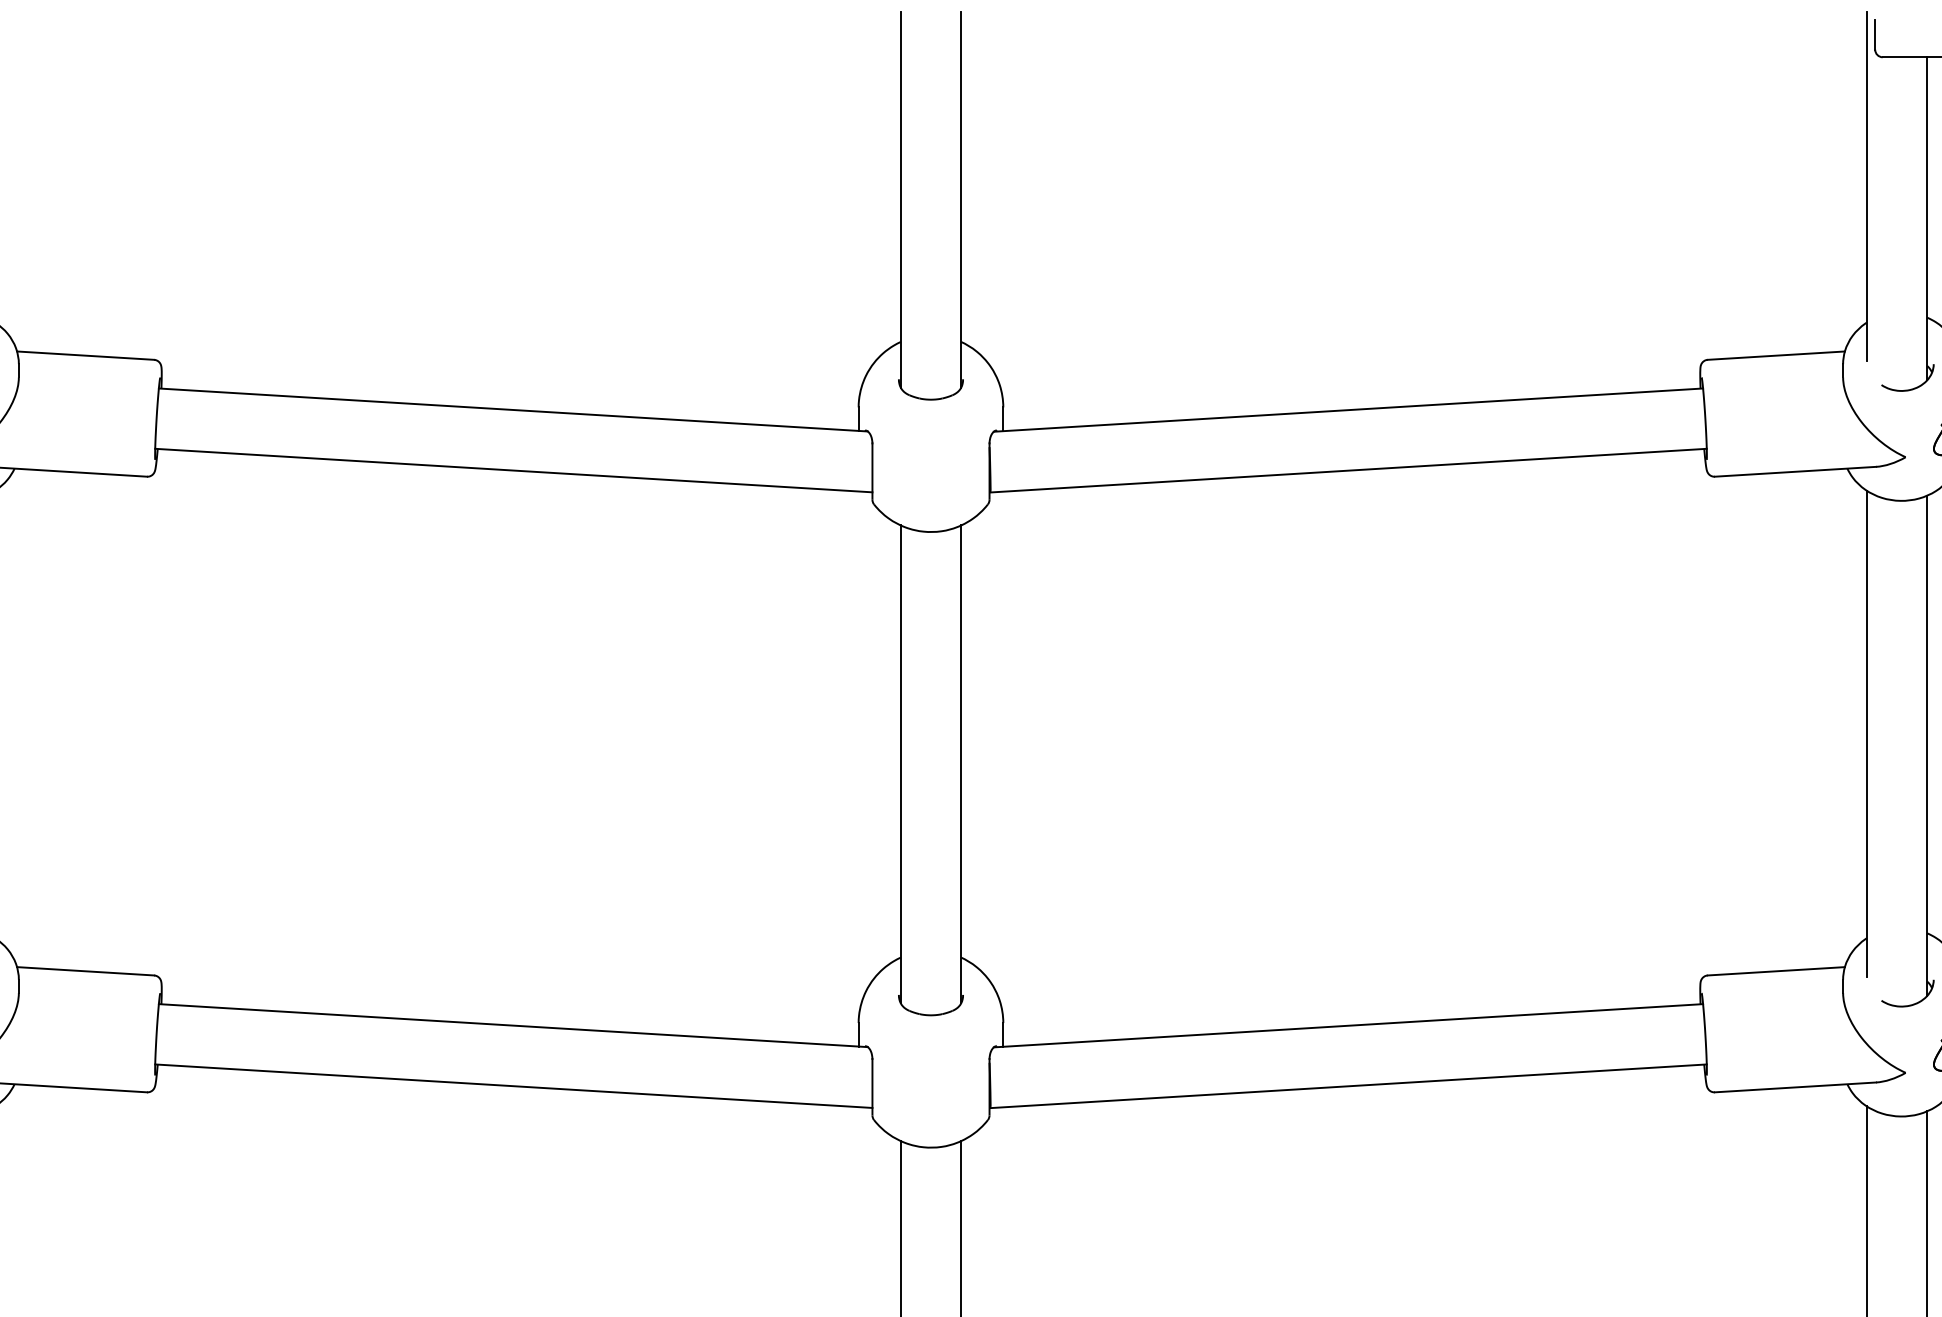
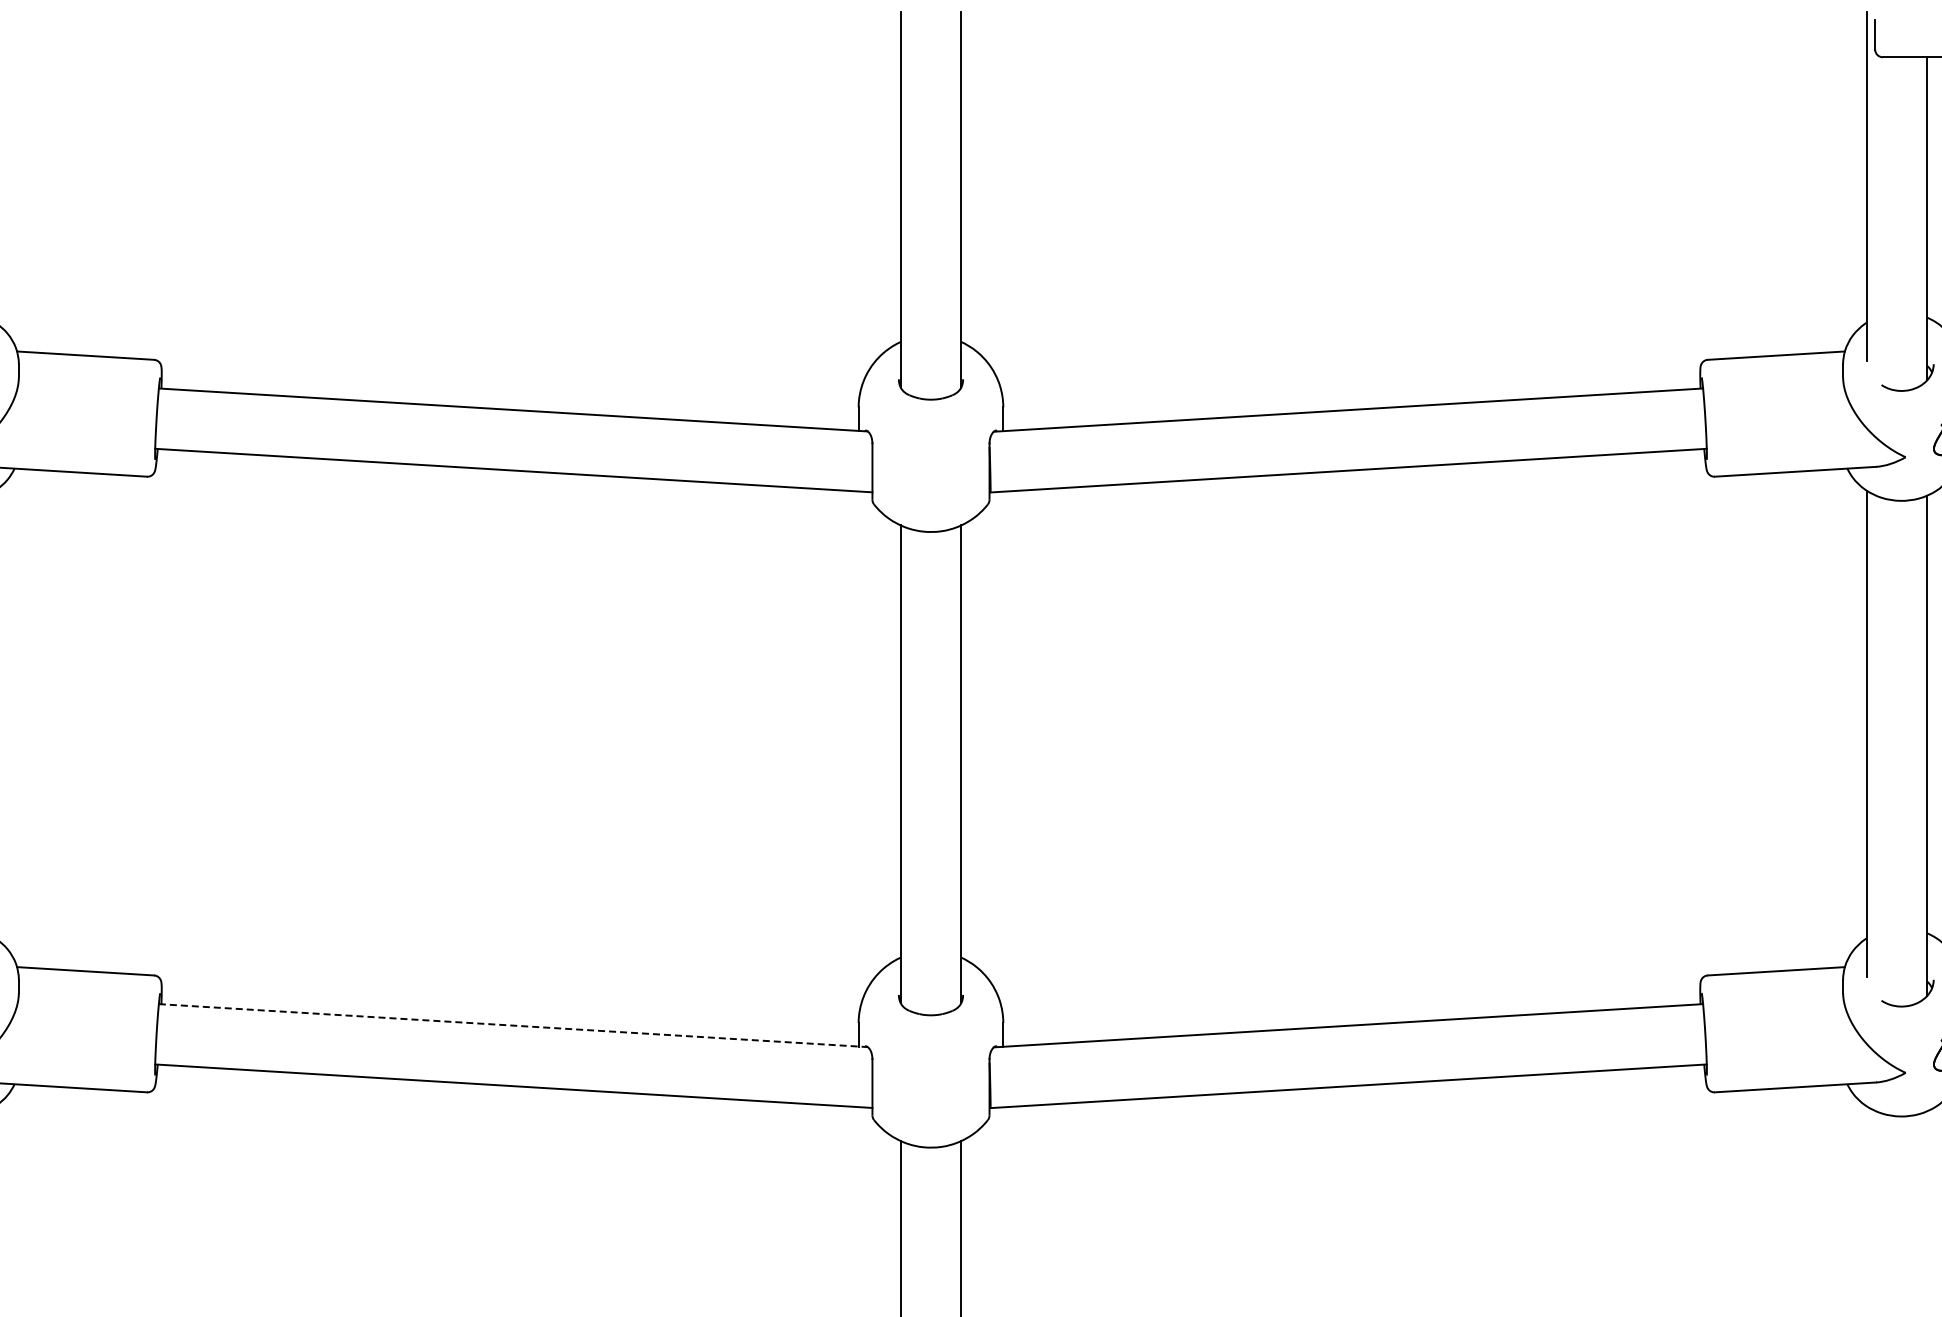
line: solid -> dashed (513, 1025)
line: present -> none (1866, 1209)
line: present -> none (1927, 1212)
